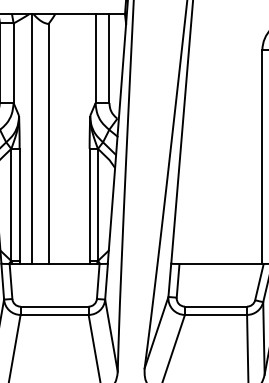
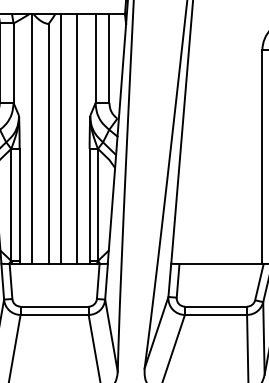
line: none -> present (60, 138)
line: none -> present (77, 138)
